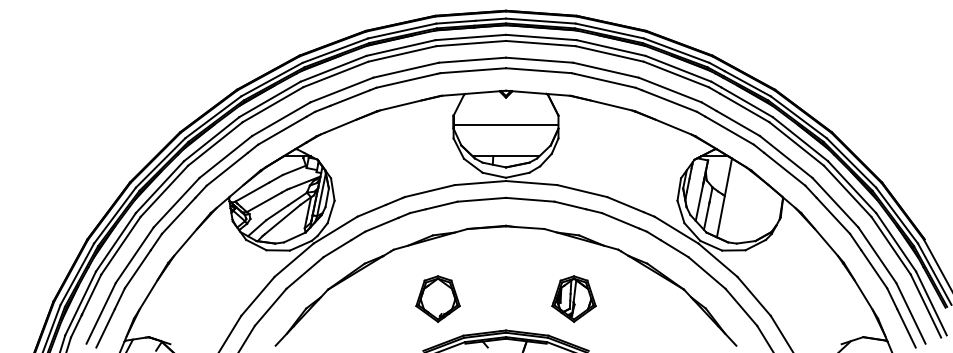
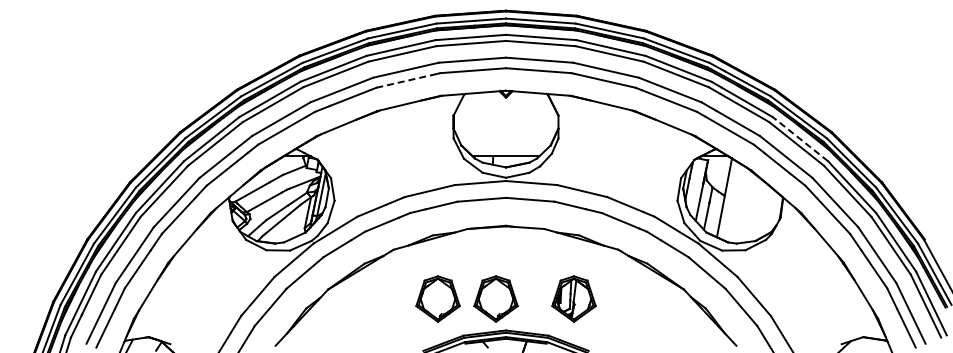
line: solid -> dashed (407, 80)
line: present -> none (505, 124)
line: solid -> dashed (800, 138)
part: none -> present (495, 298)
